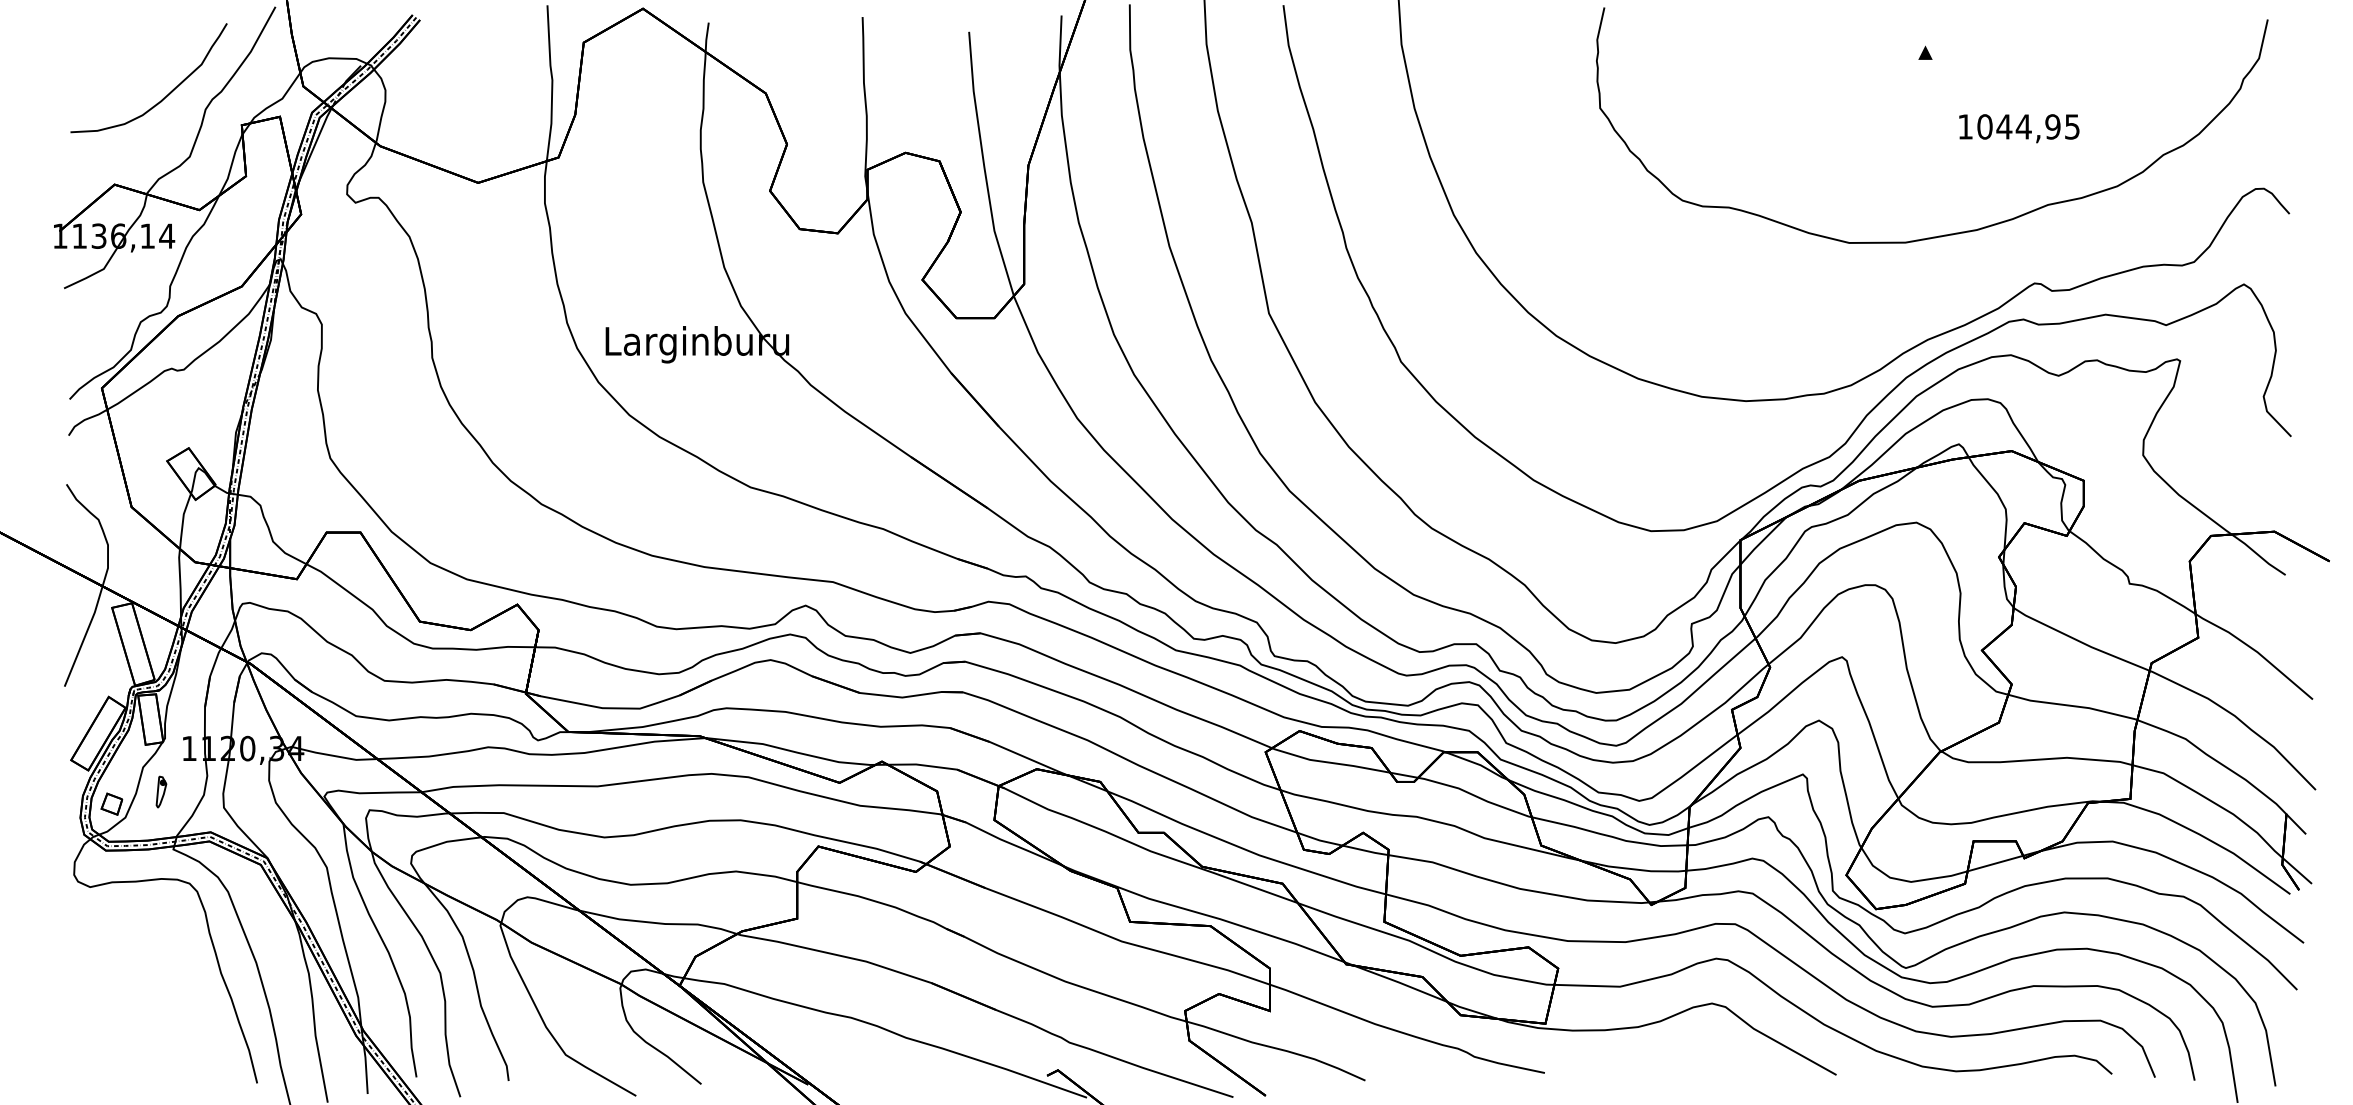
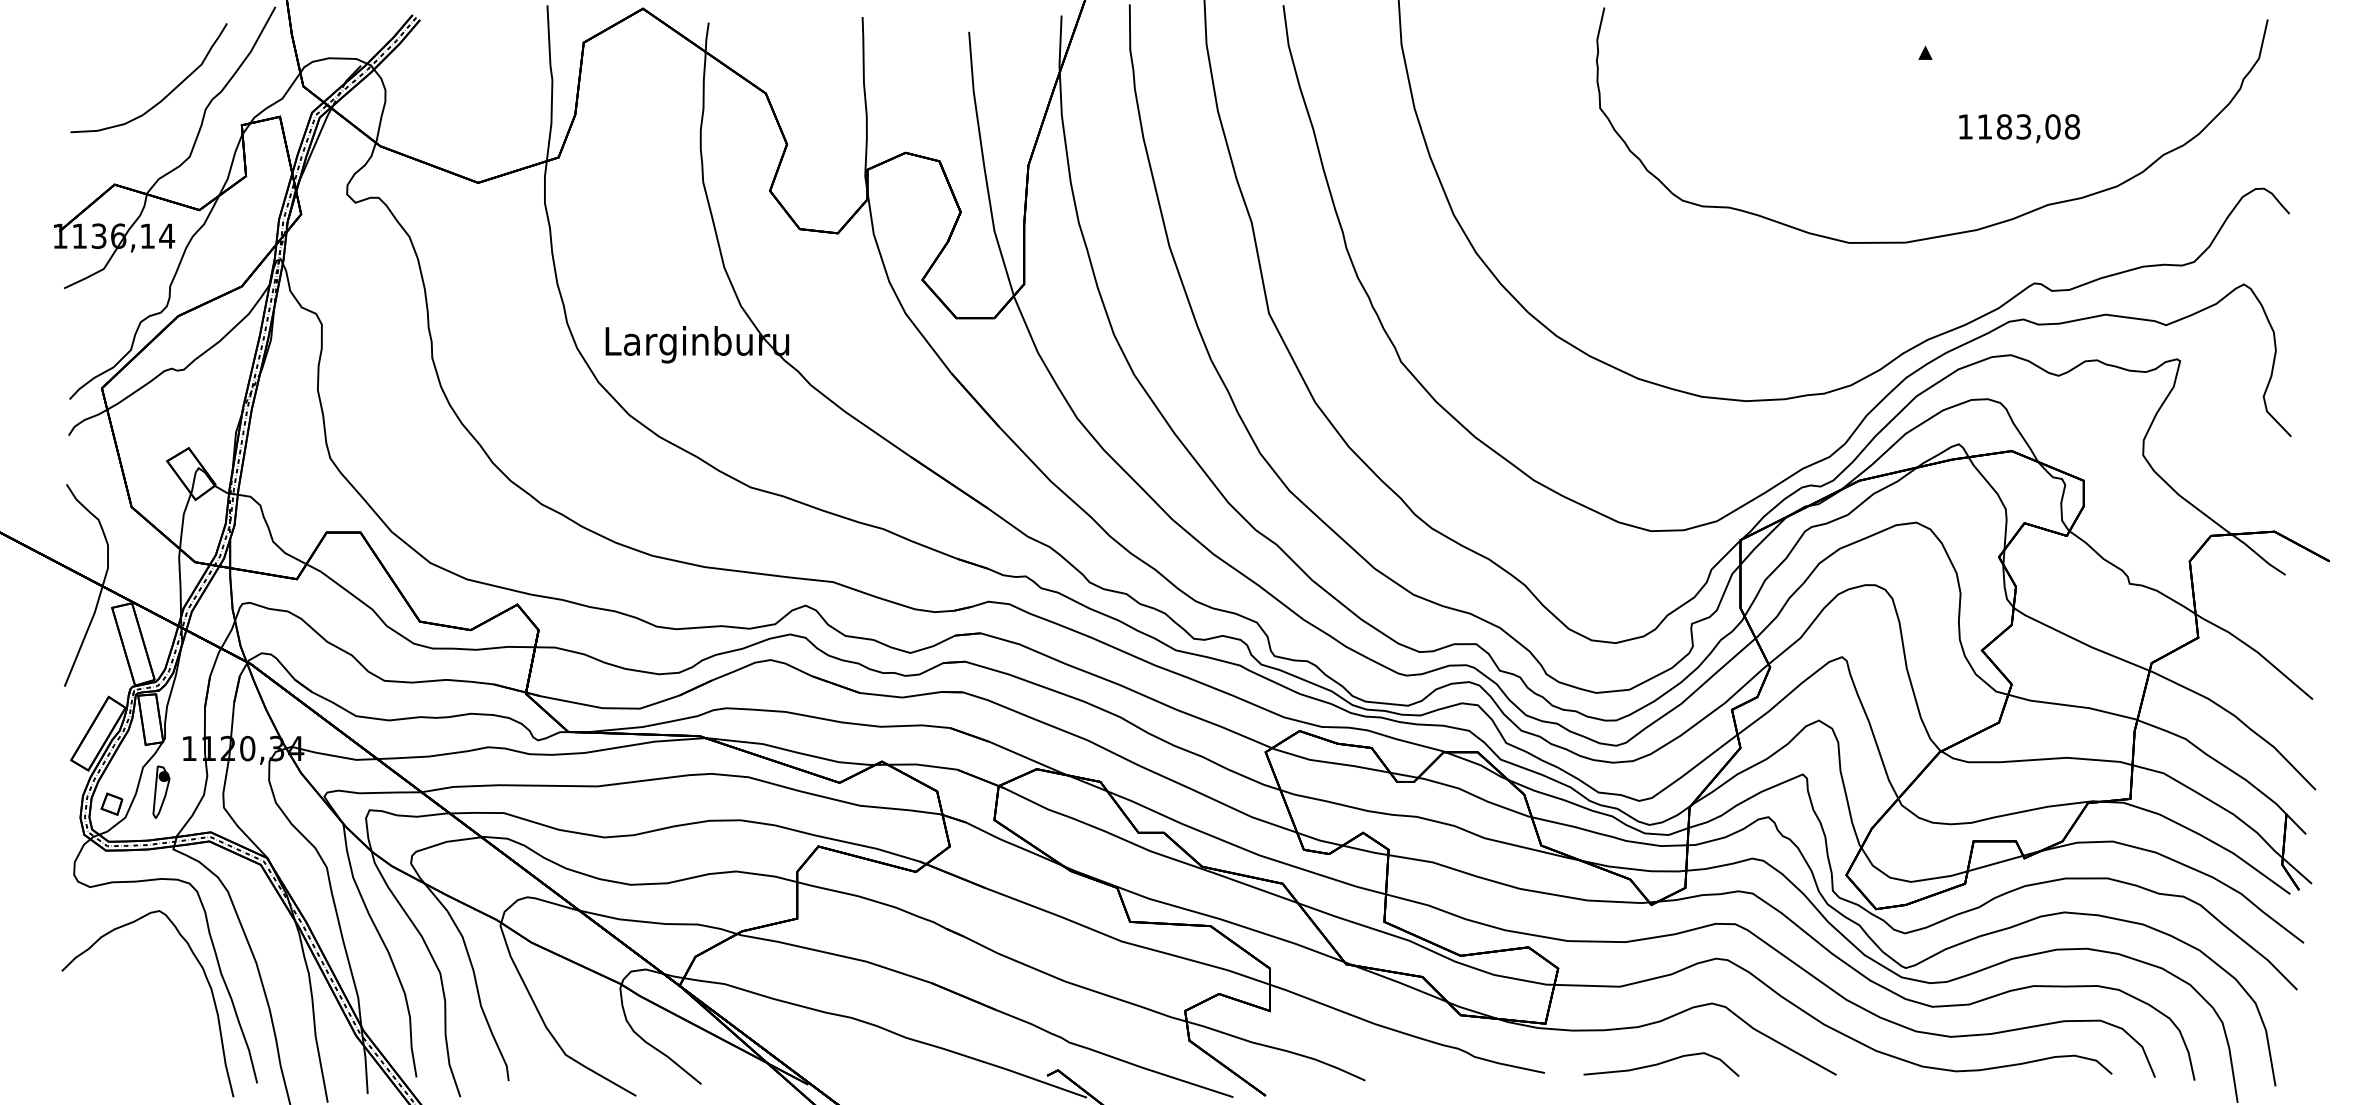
text: 1044,95 -> 1183,08 (2028, 126)
part size: 13x34 px -> 19x54 px (161, 791)
curve: none -> present (205, 978)
curve: none -> present (1661, 1063)
